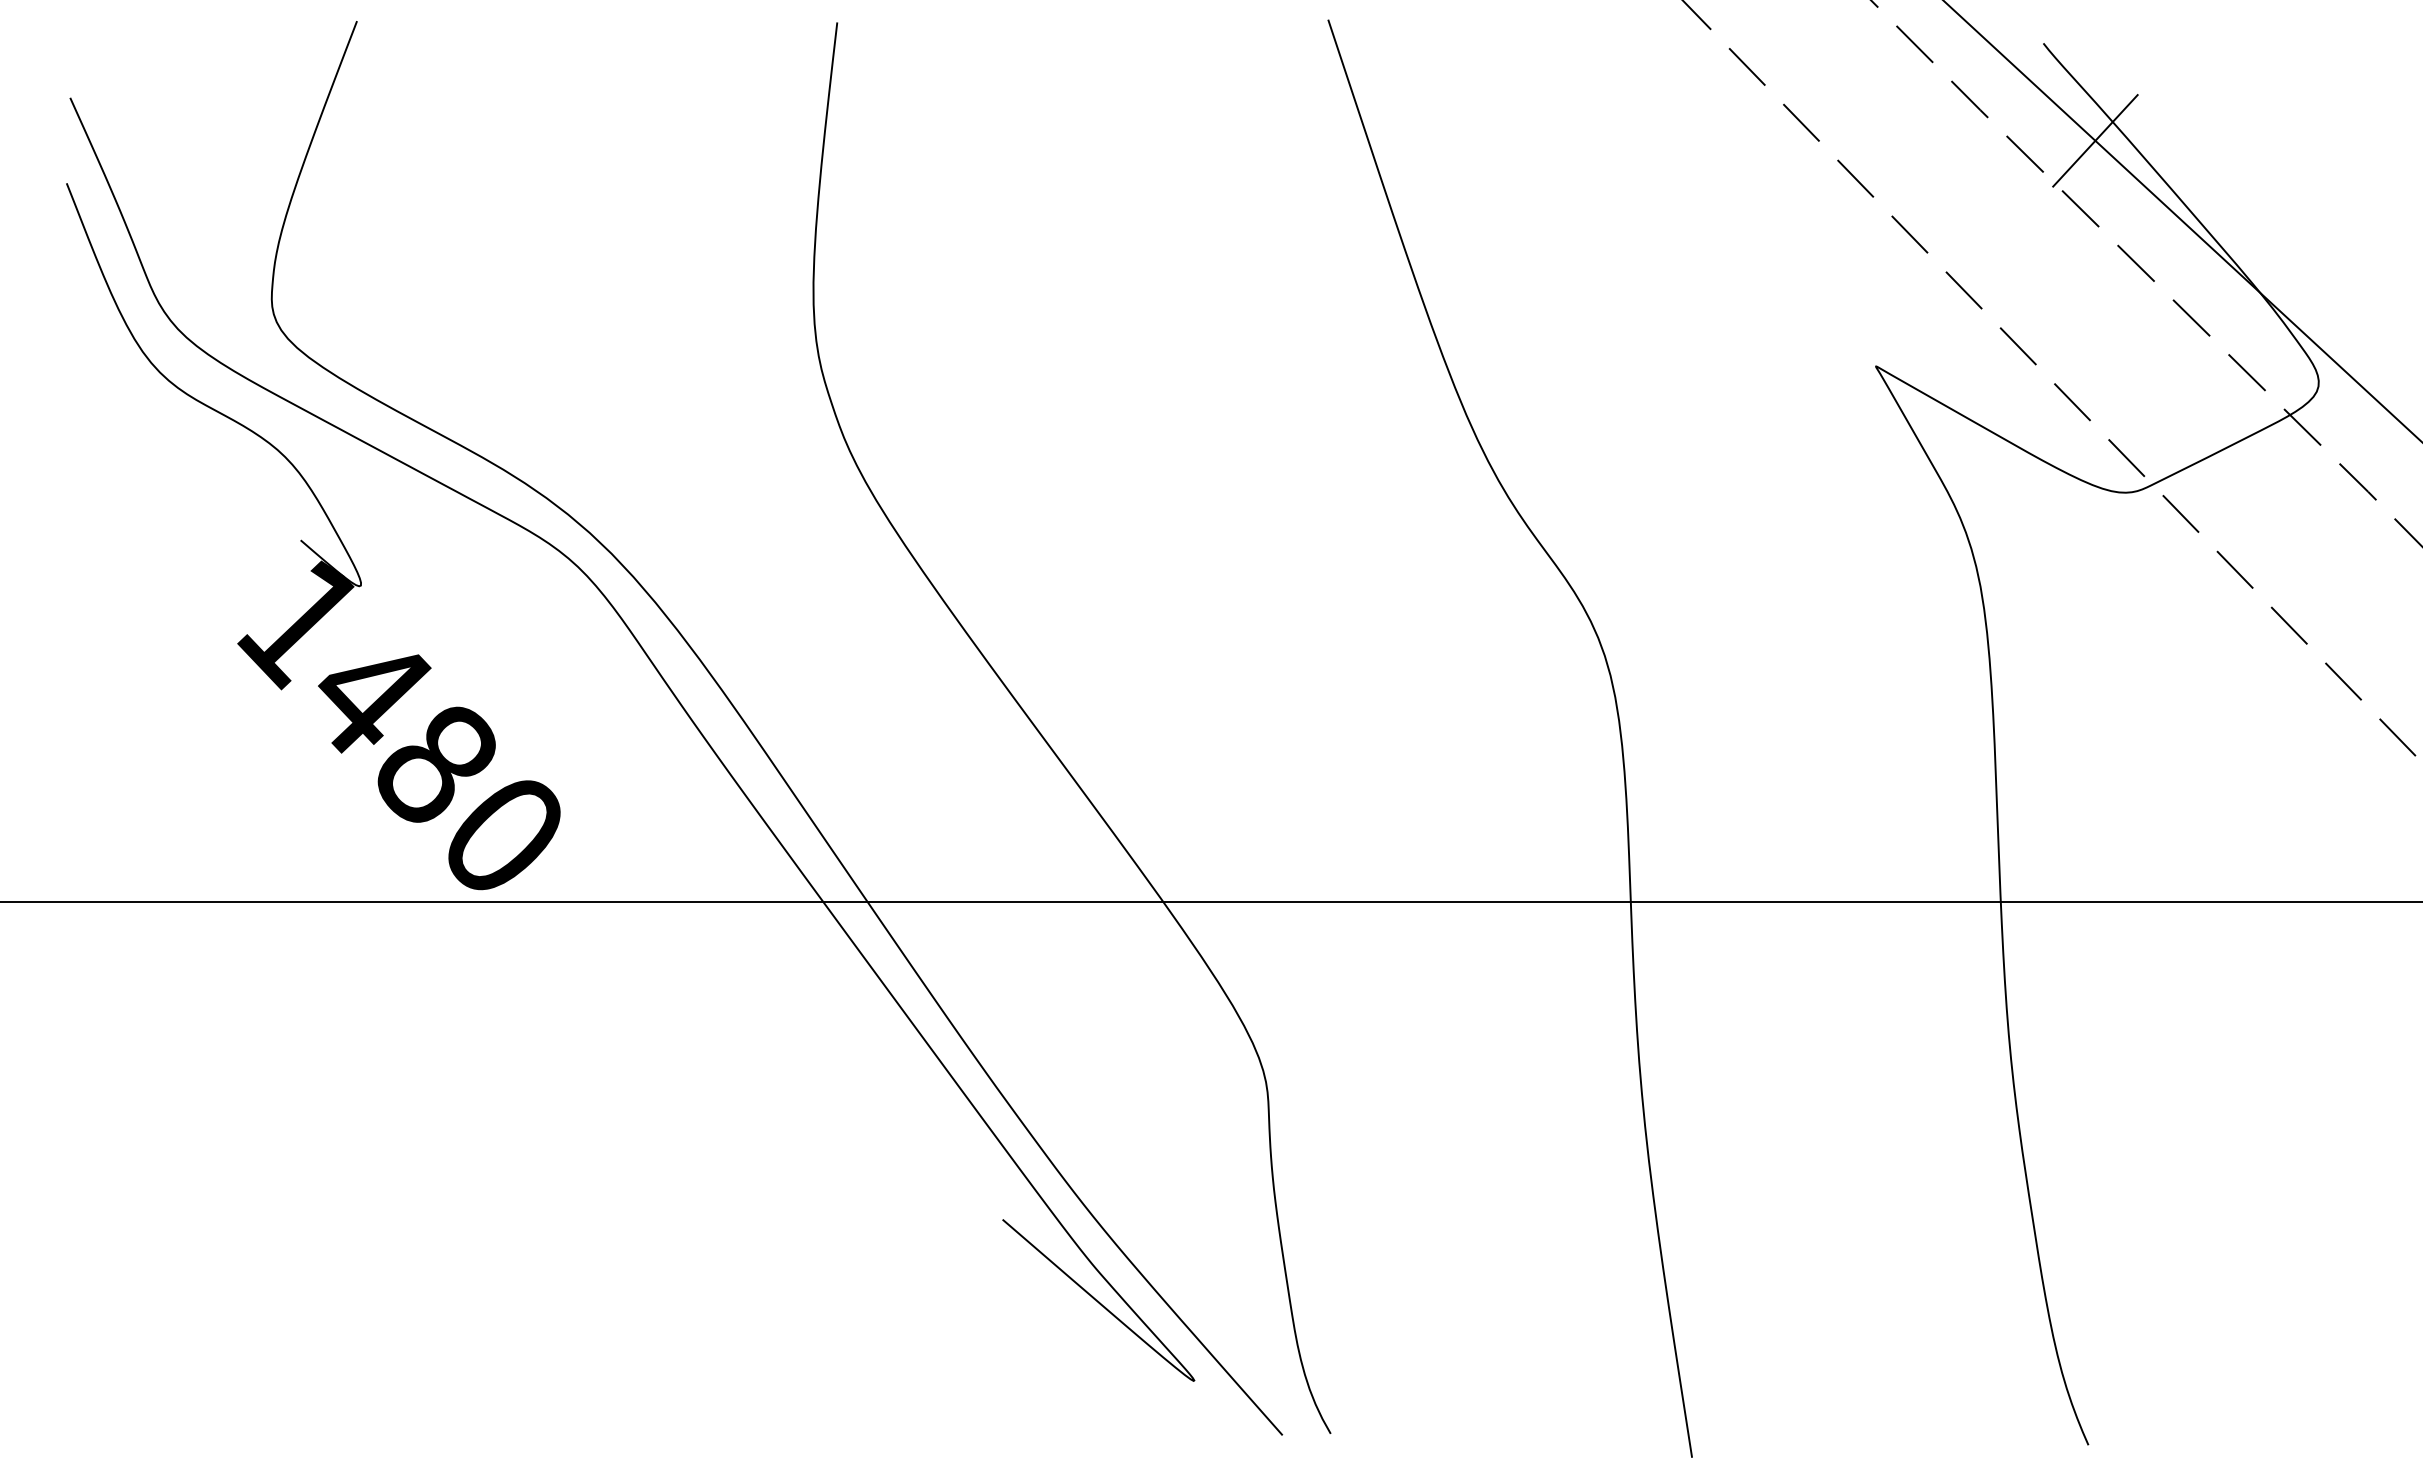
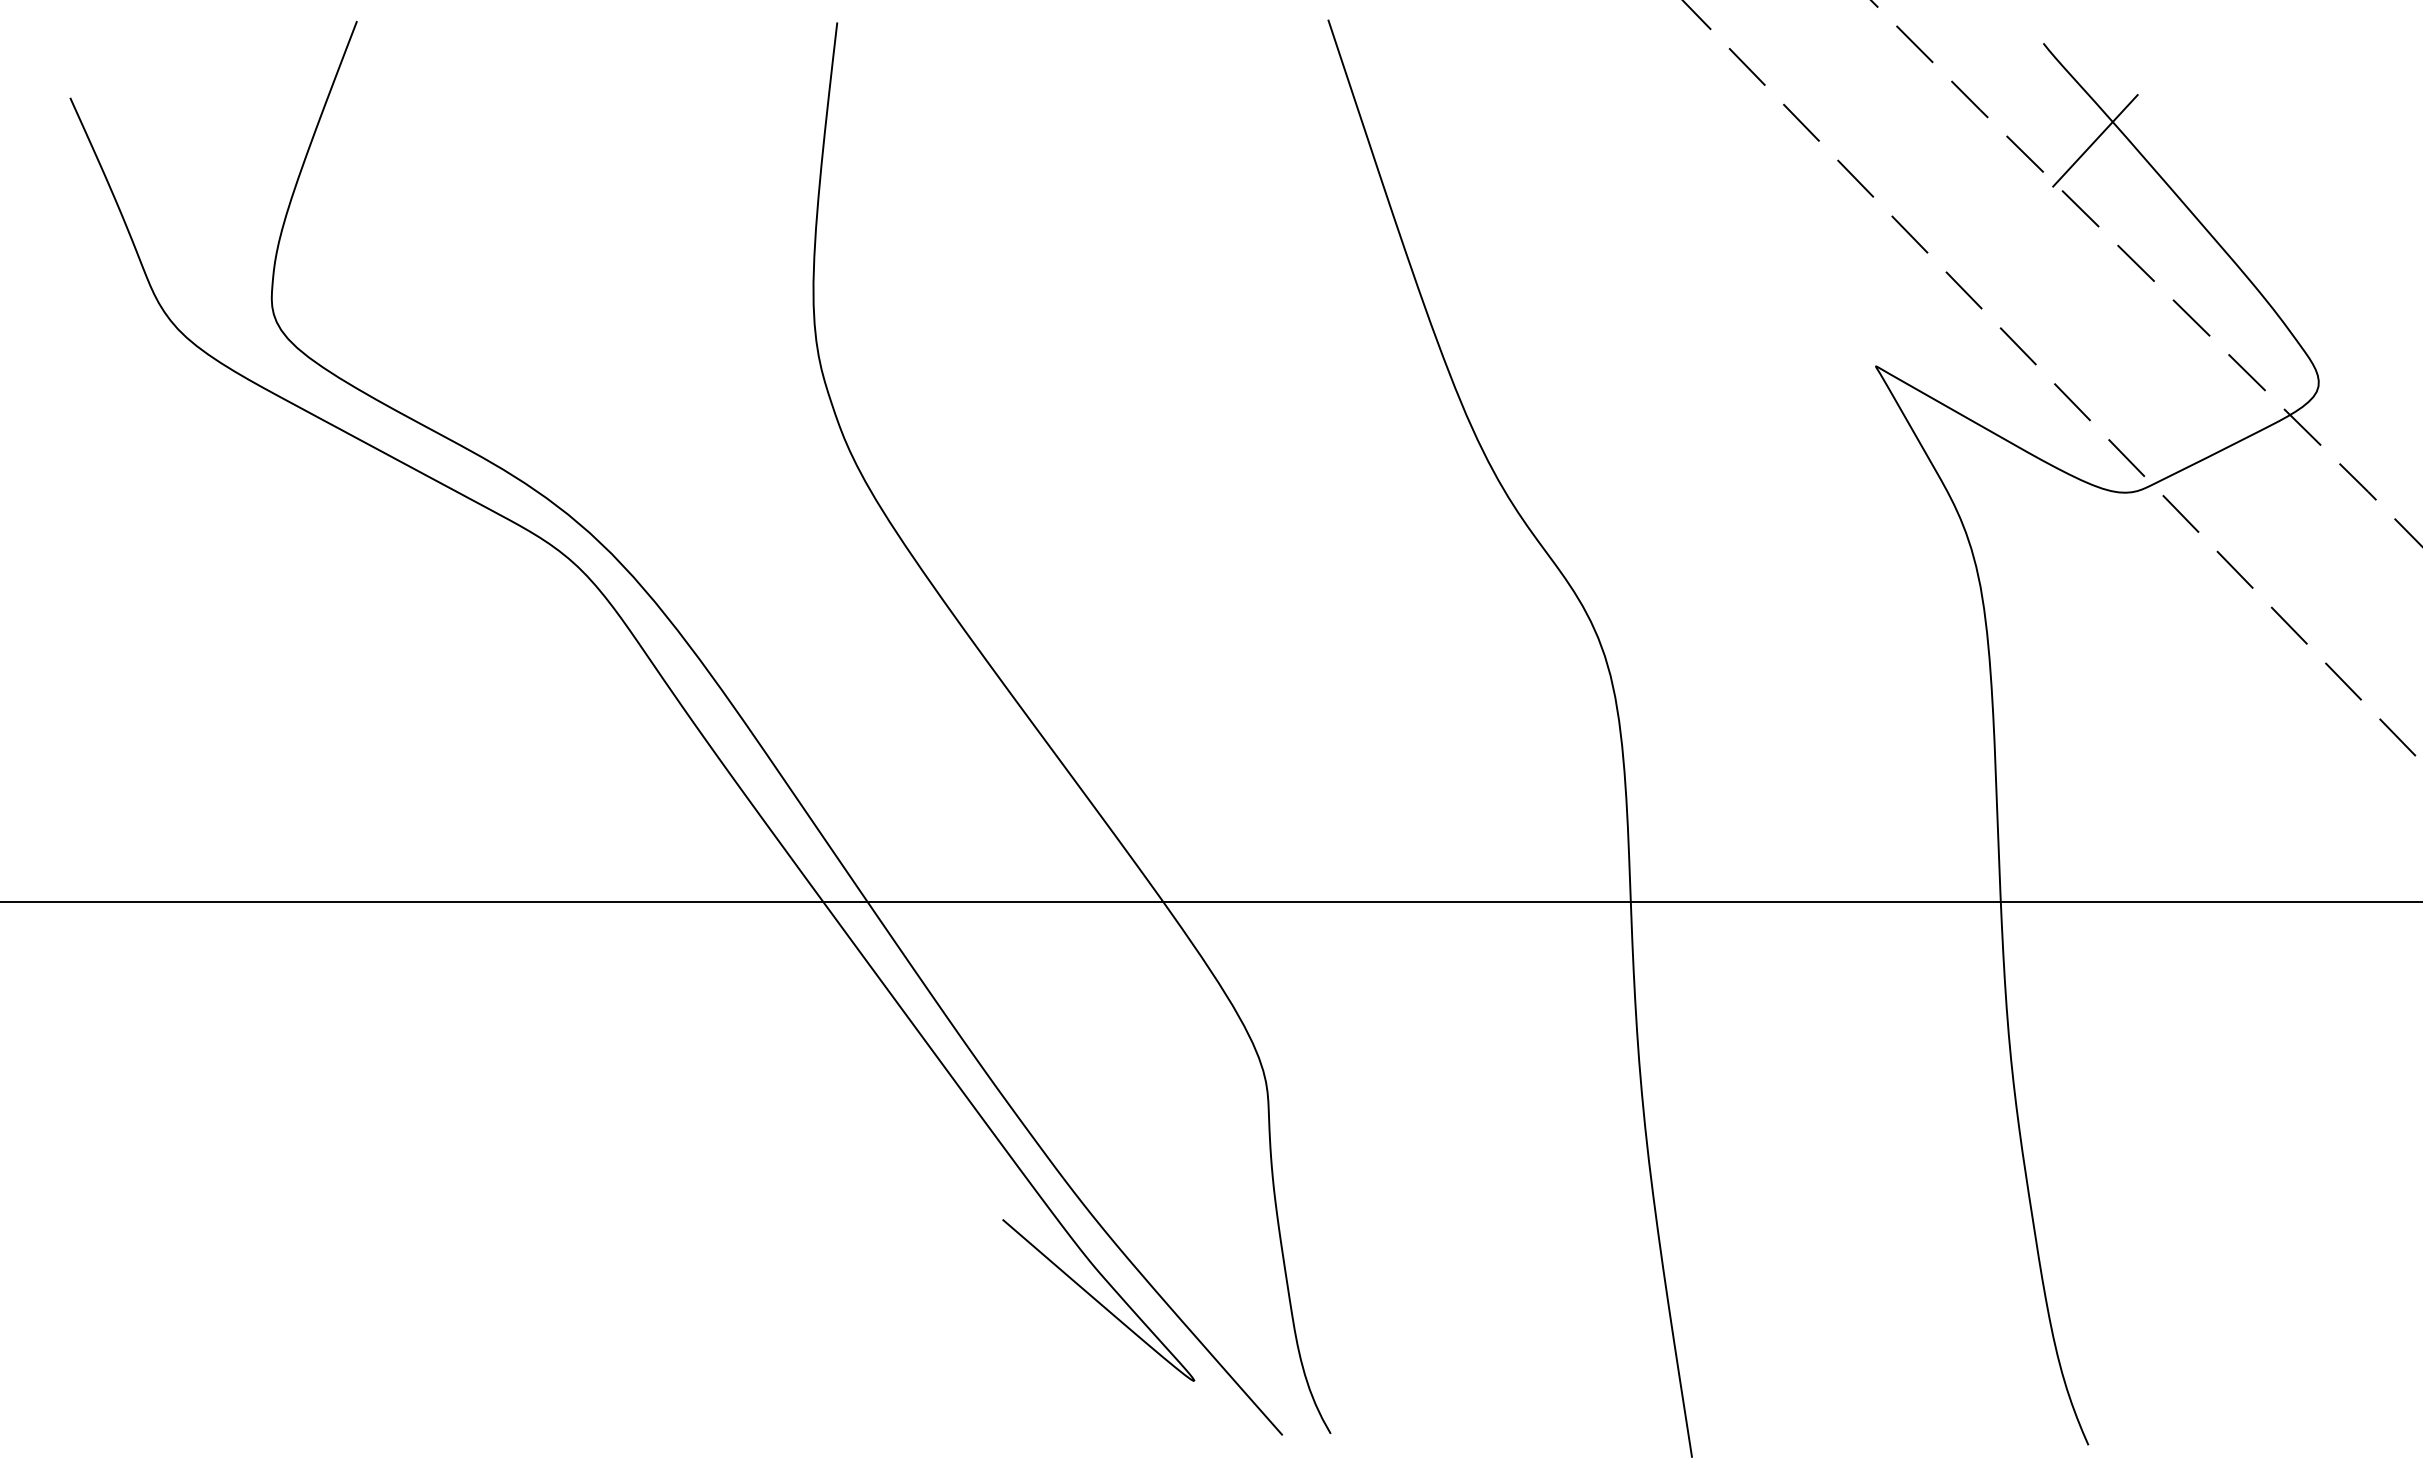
line: present -> none (2182, 220)
part: present -> none (307, 544)
